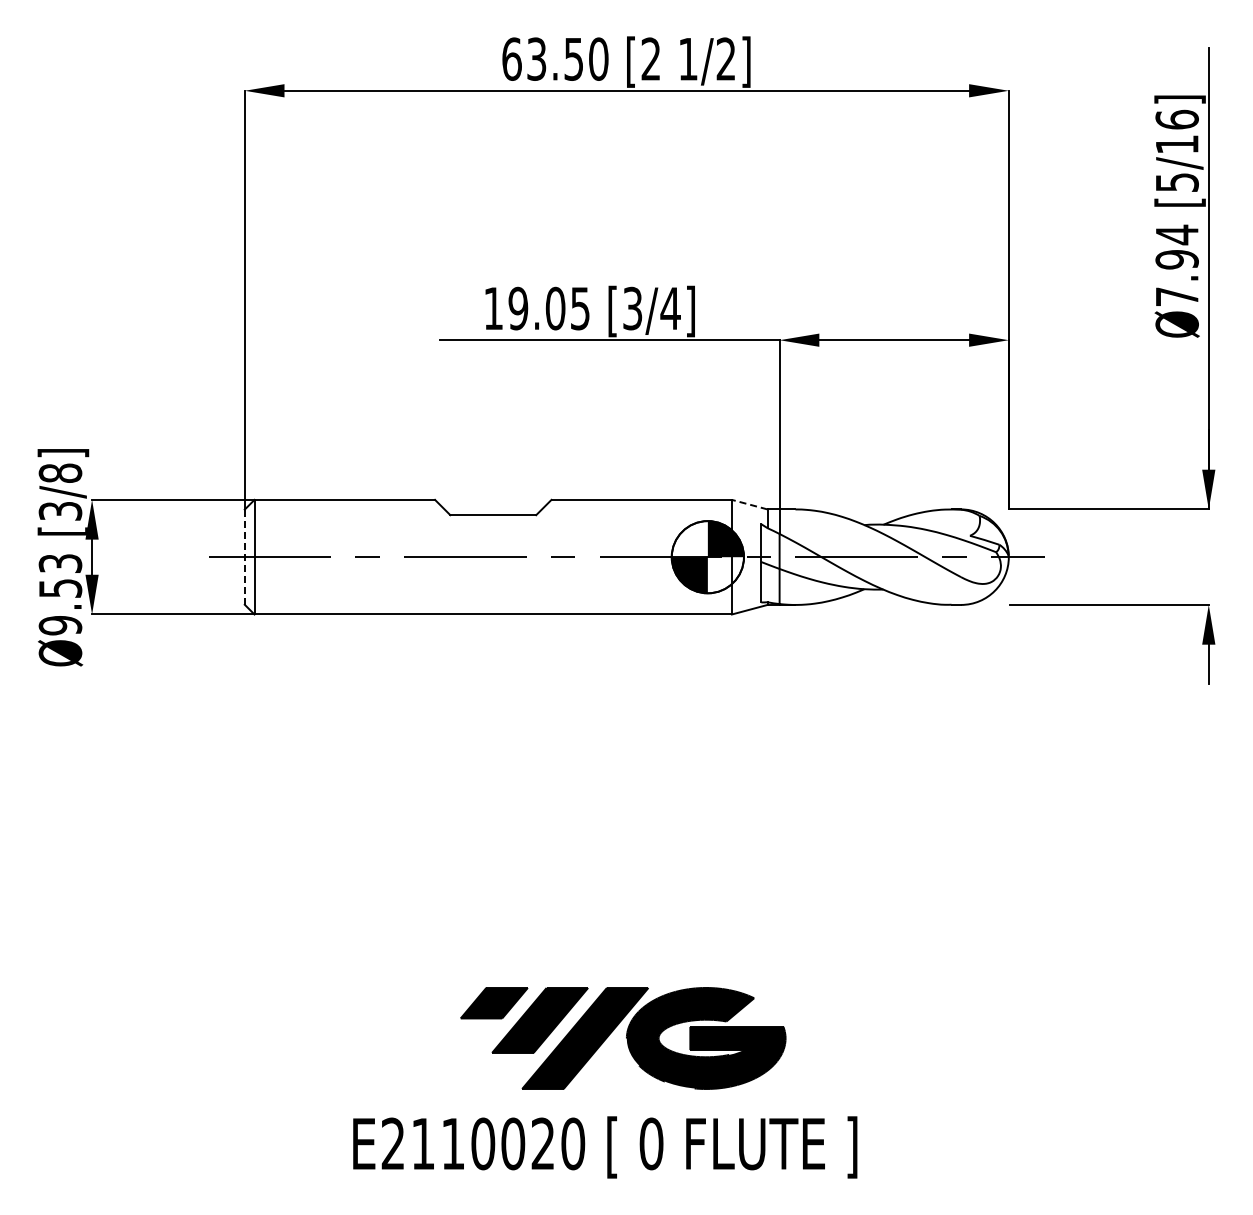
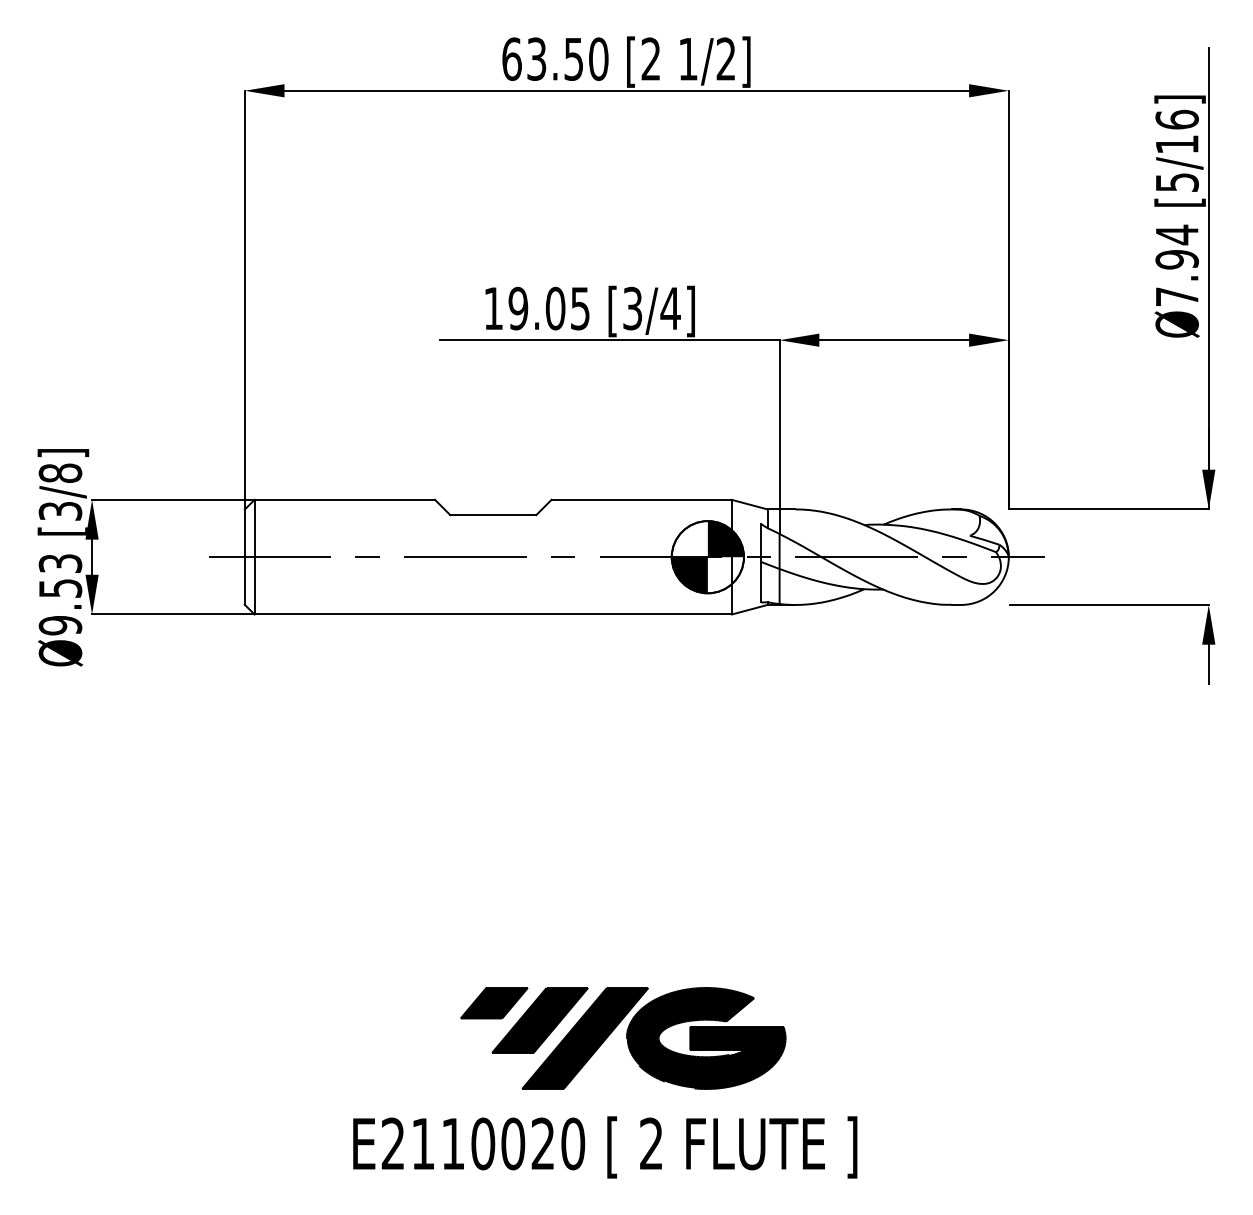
line: dashed -> solid (749, 504)
line: dashed -> solid (244, 557)
text: 0 -> 2 (651, 1143)
